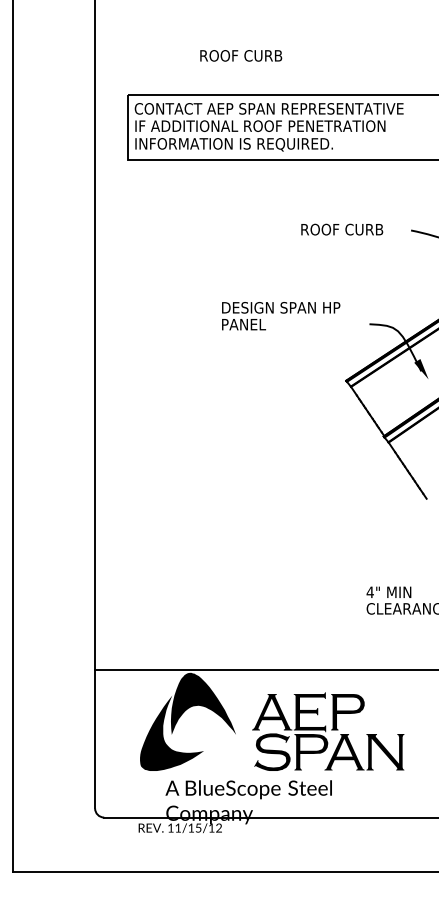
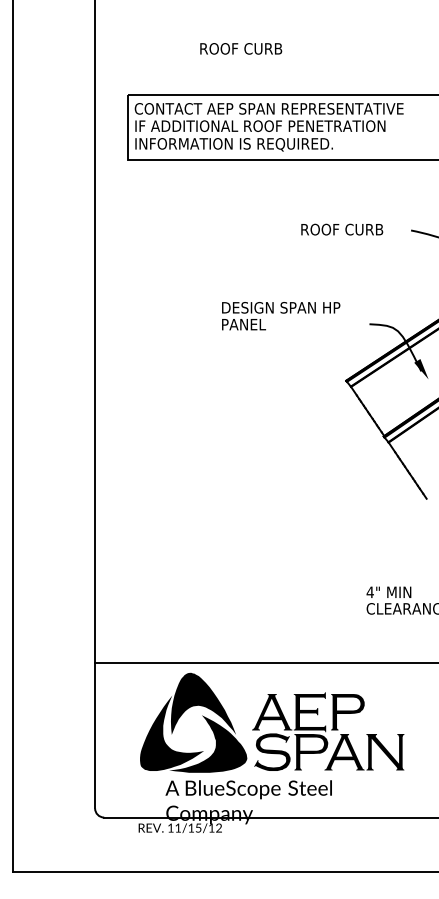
text position: (241, 55) -> (241, 48) (241, 48)
line position: (265, 670) -> (265, 663) (265, 663)
fill: none -> present (208, 743)
